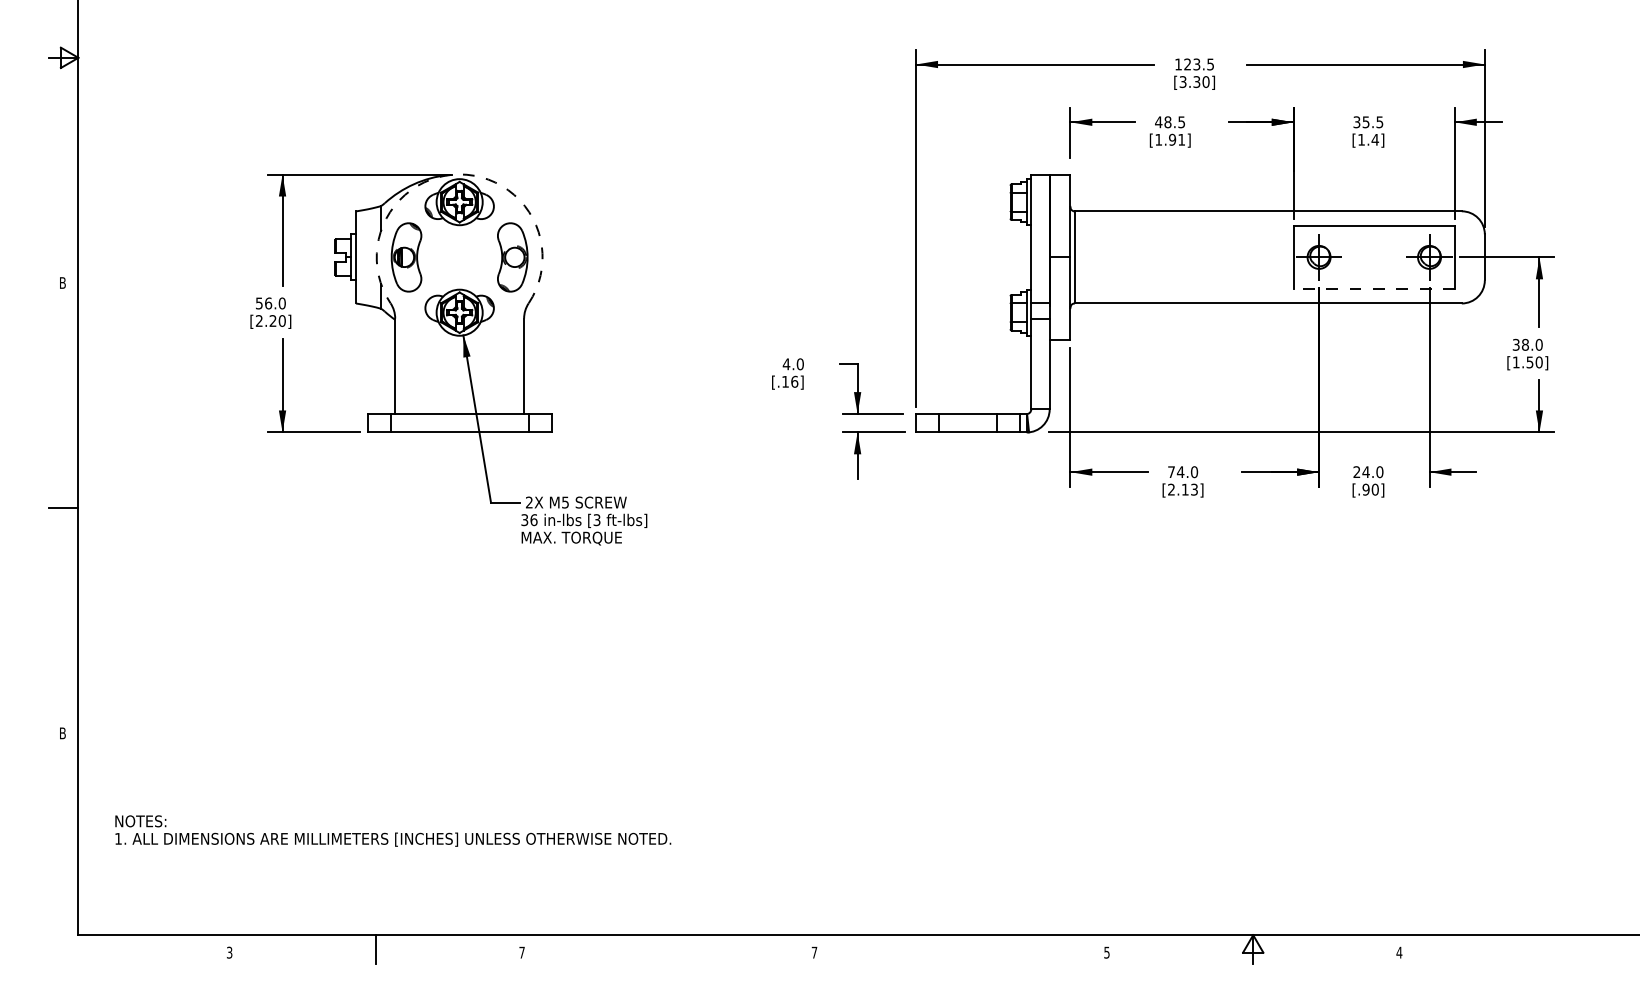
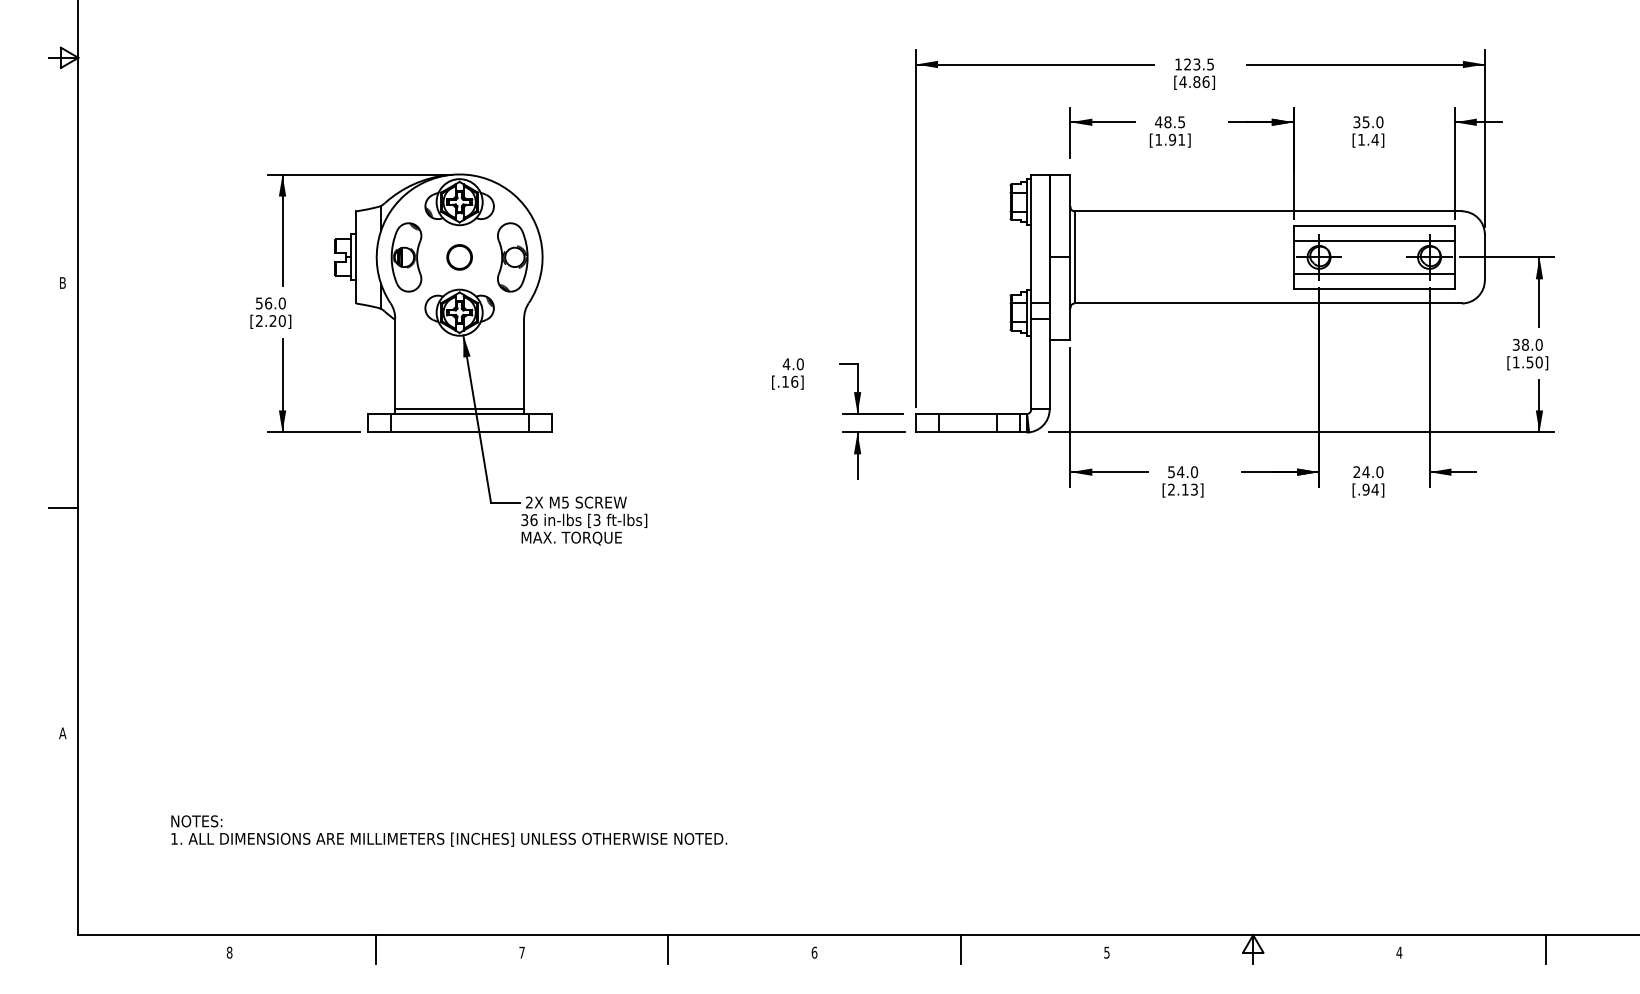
text: [3.30] -> [4.86] (1194, 82)
text: 35.5 -> 35.0 (1379, 122)
arc: dashed -> solid (459, 174)
line: none -> present (1373, 241)
circle: none -> present (459, 257)
line: none -> present (1373, 273)
line: dashed -> solid (1374, 288)
line: none -> present (459, 409)
text: 74.0 -> 54.0 (1171, 472)
text: [.90] -> [.94] (1375, 489)
text: B -> A (62, 733)
text position: (393, 830) -> (449, 830) (449, 830)
line: none -> present (668, 949)
line: none -> present (960, 949)
line: none -> present (1545, 949)
text: 3 -> 8 (229, 952)
text: 7 -> 6 (814, 952)
